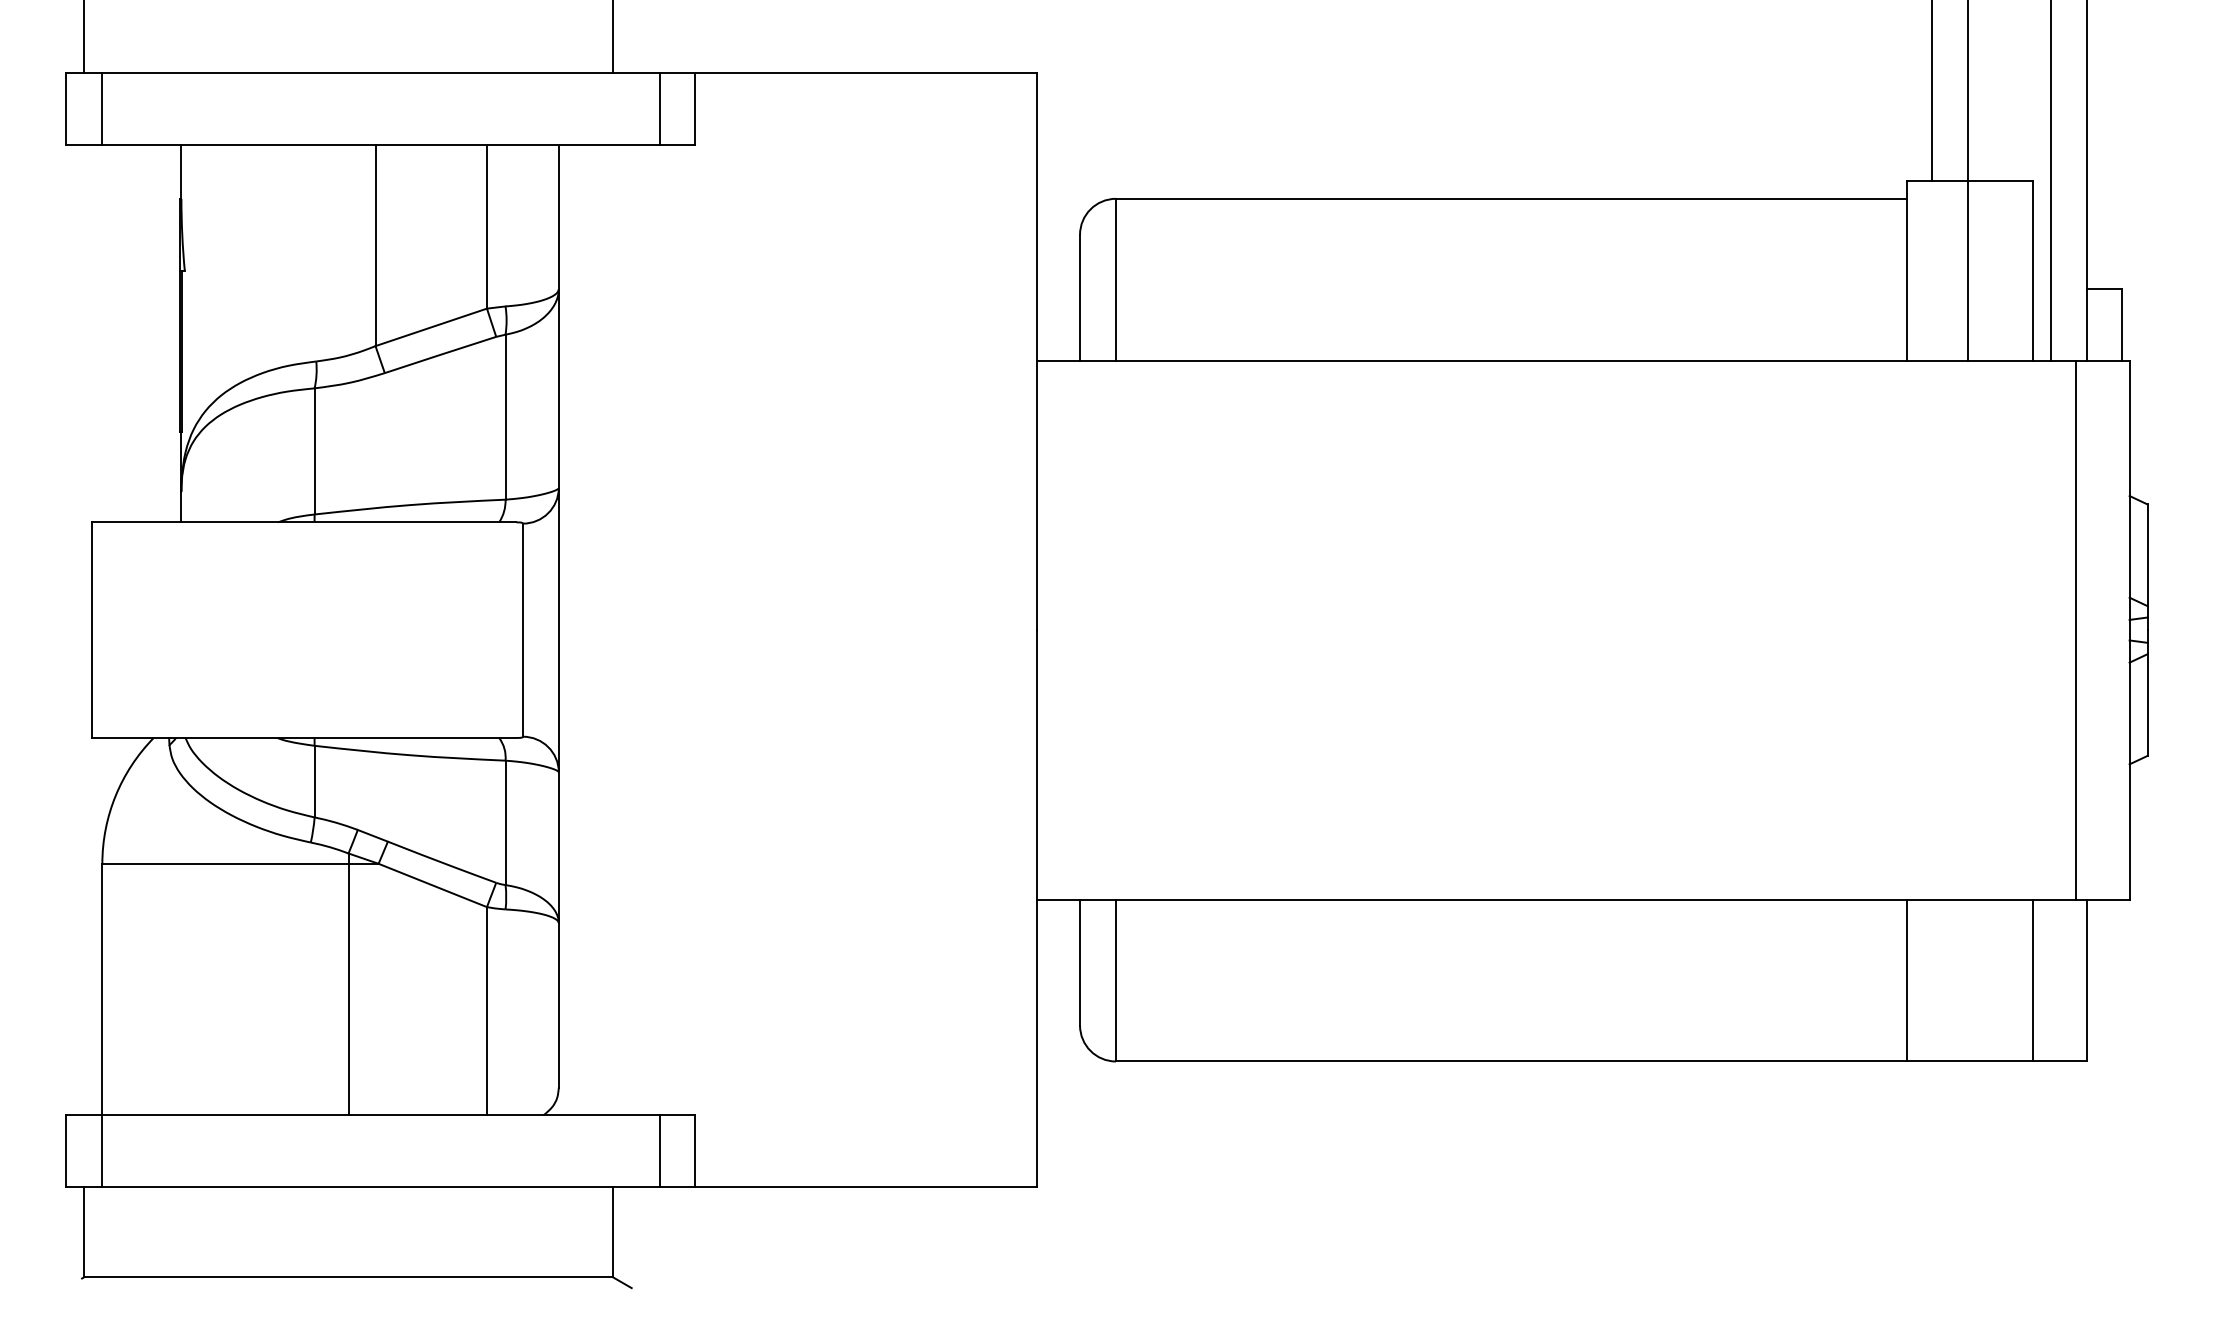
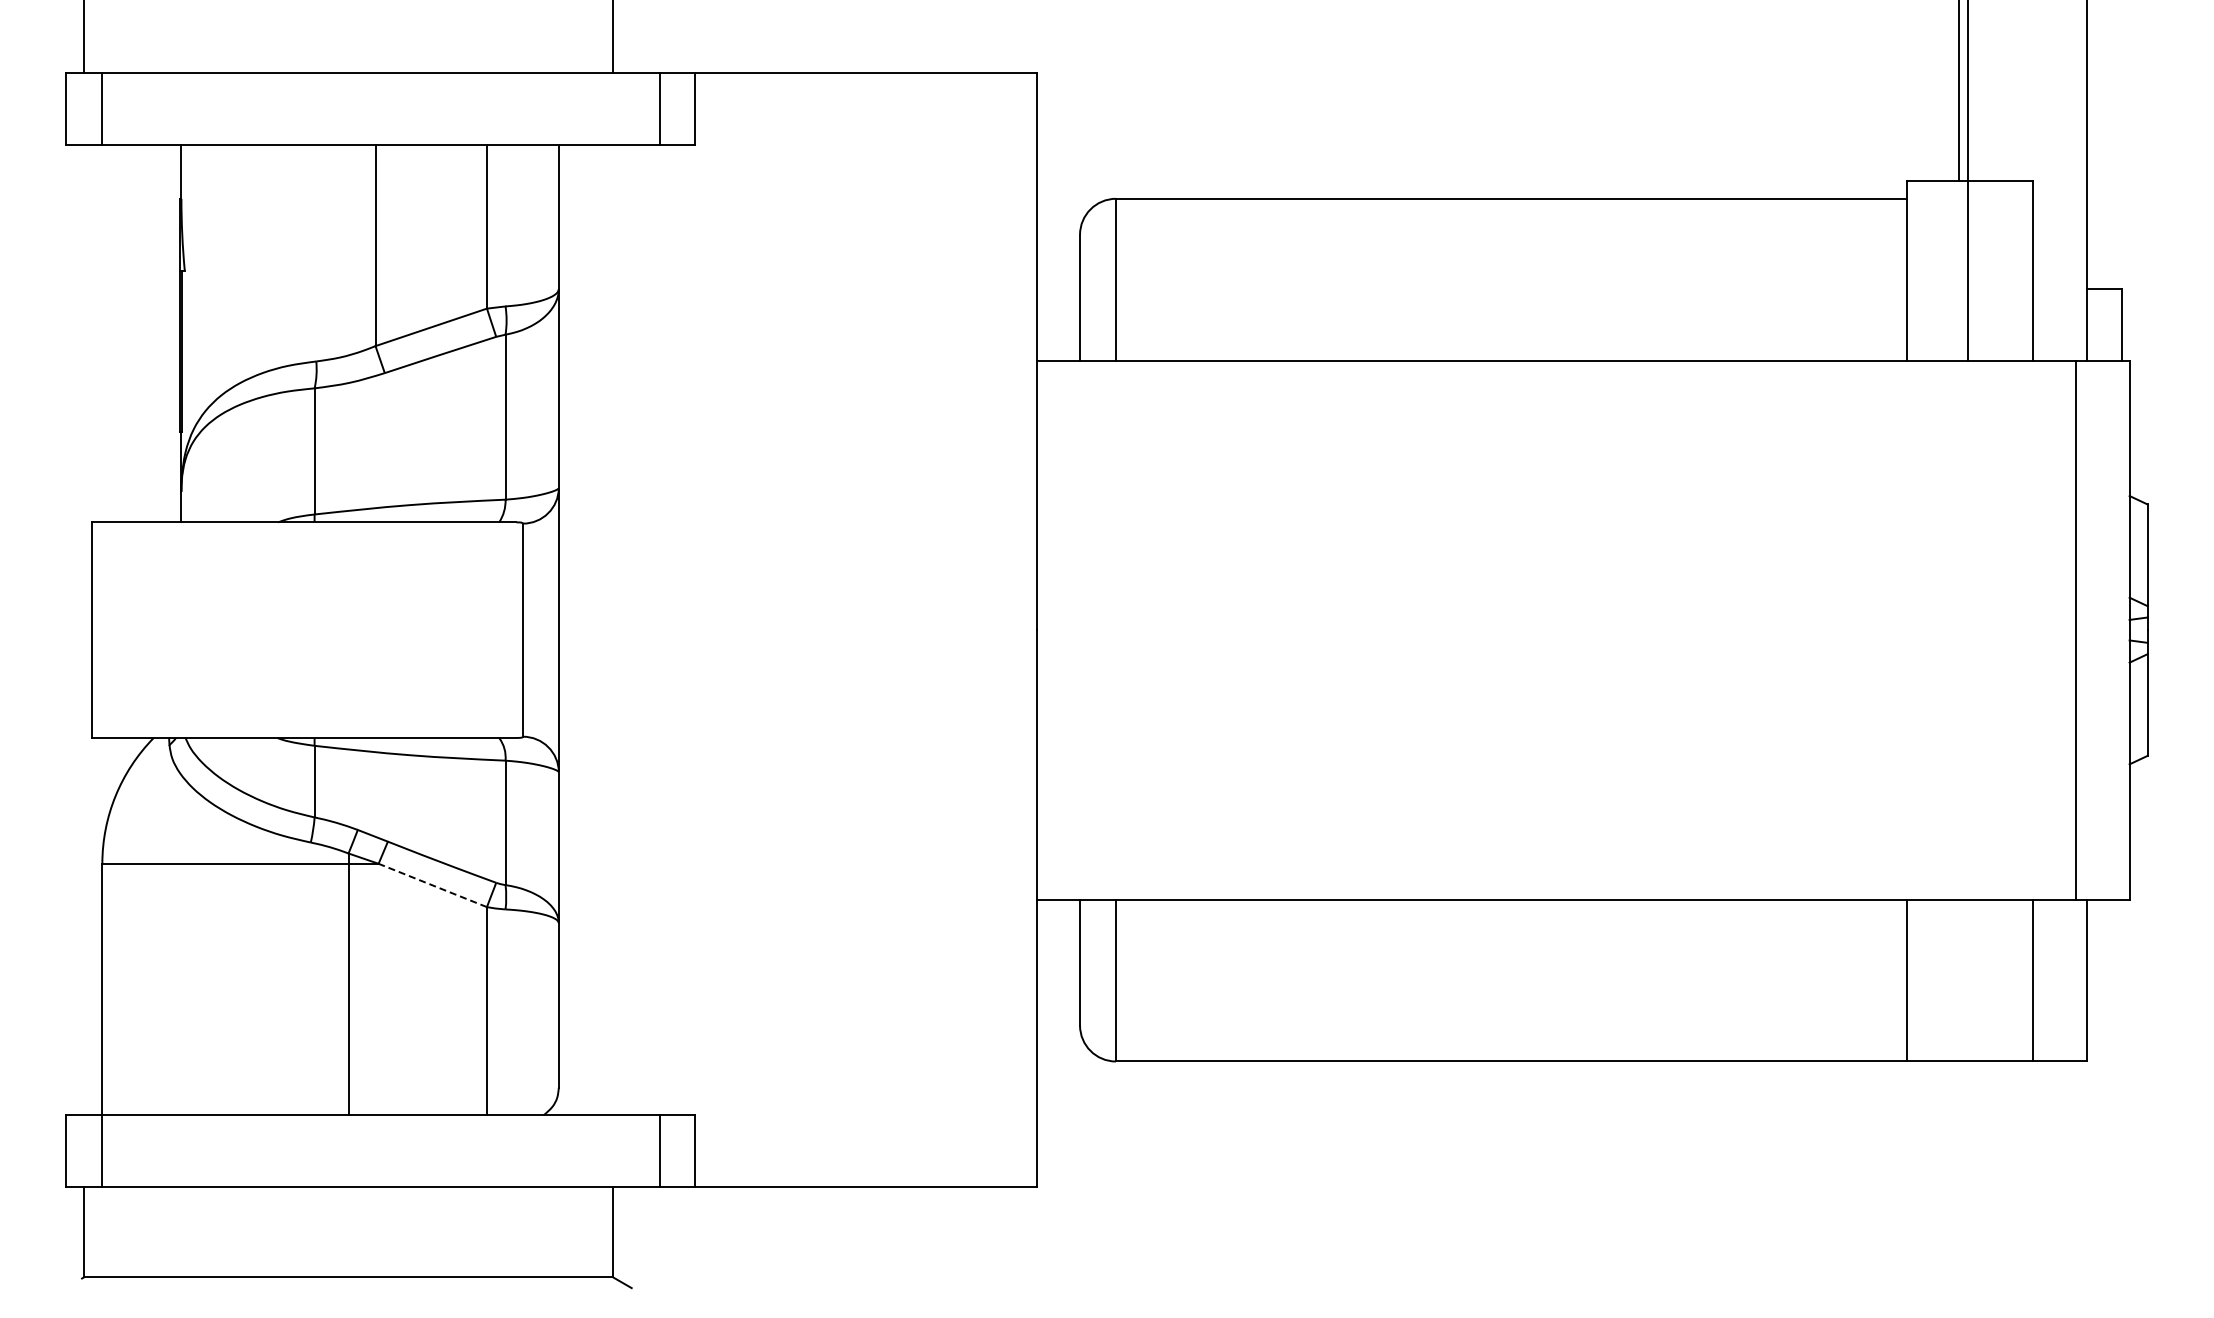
line position: (1931, 91) -> (1958, 91) (1958, 91)
line: present -> none (2050, 181)
line: solid -> dashed (432, 885)
